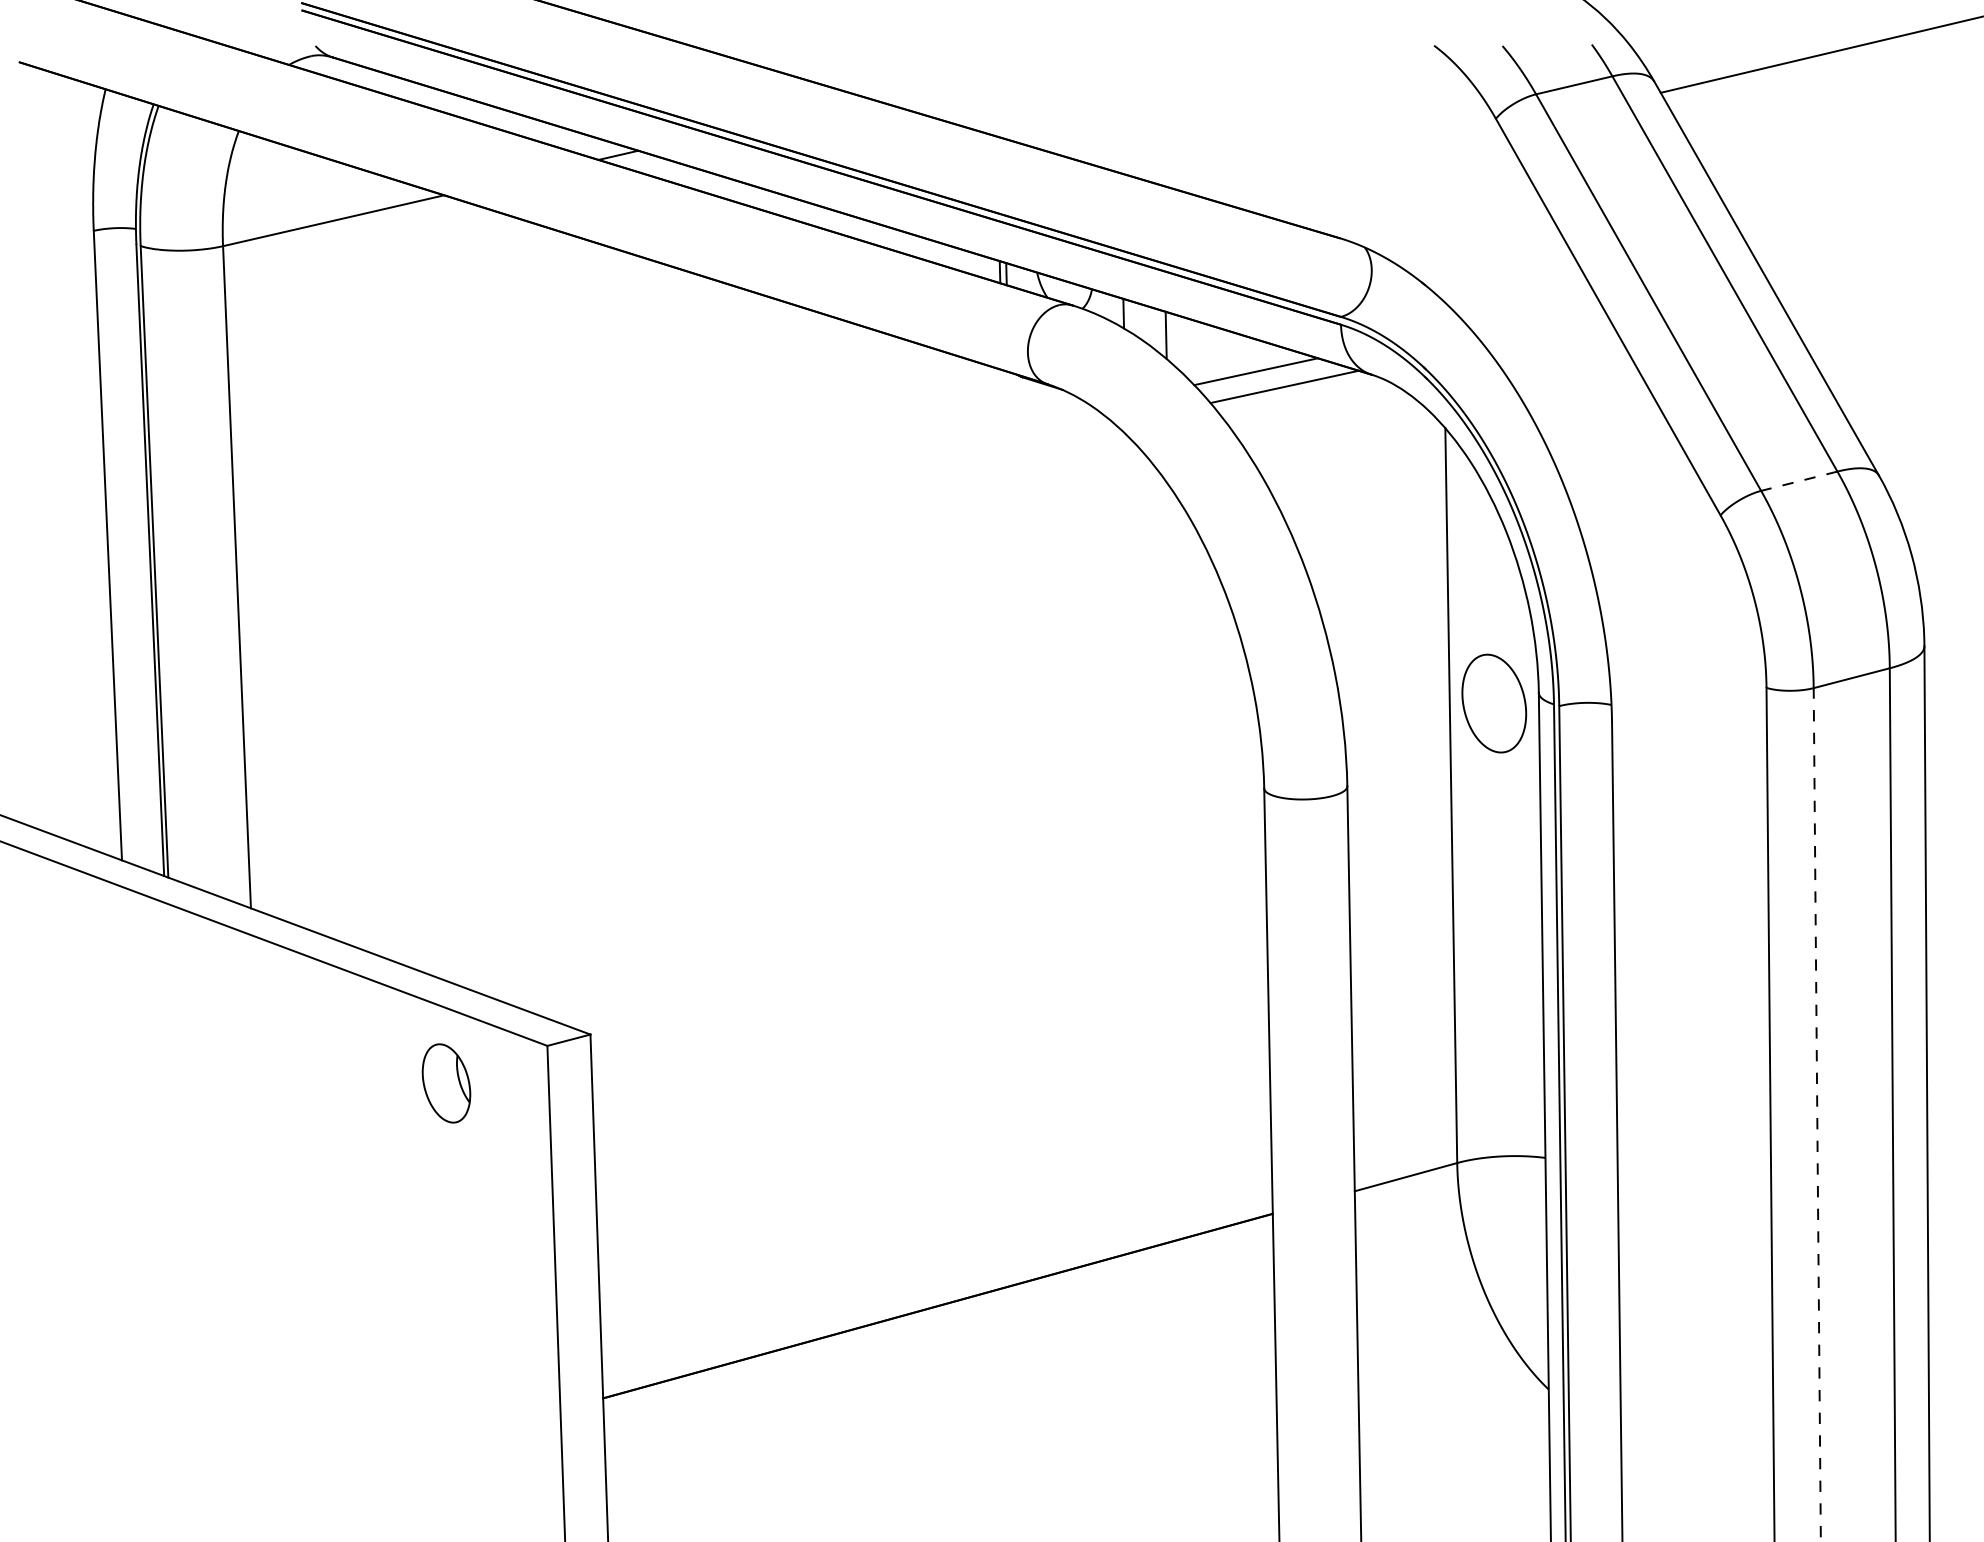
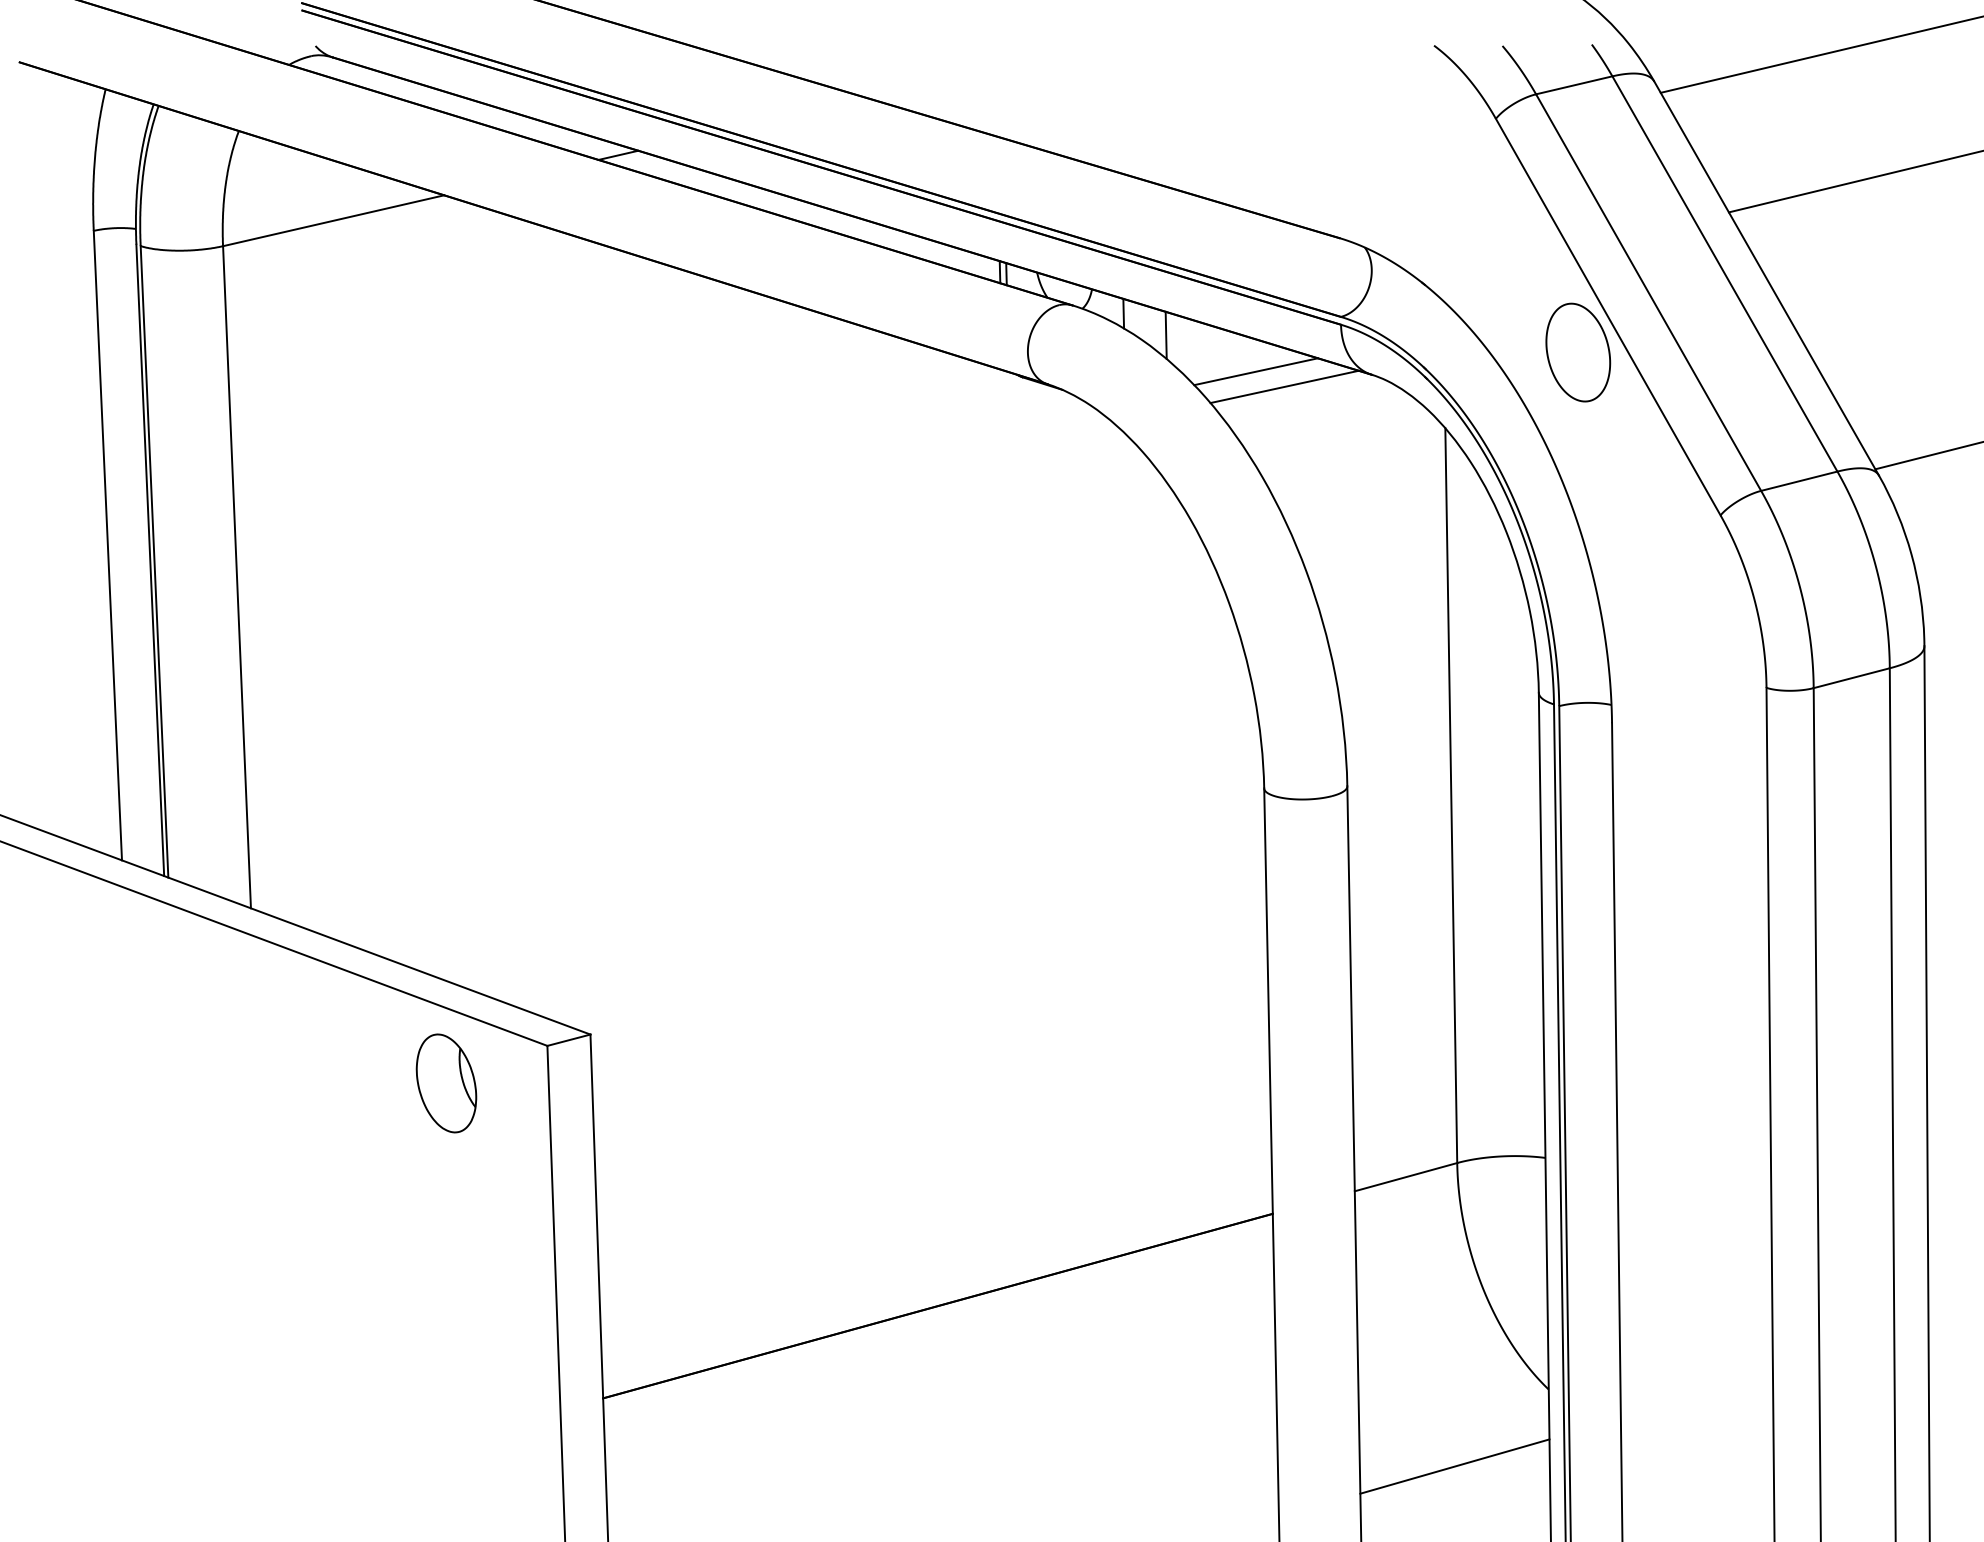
line: none -> present (1854, 181)
line: none -> present (1927, 455)
line: dashed -> solid (1798, 481)
part position: (1494, 703) -> (1578, 352) (1578, 352)
part size: 51x81 px -> 63x101 px (446, 1083)
line: dashed -> solid (1817, 1115)
line: none -> present (1454, 1466)
